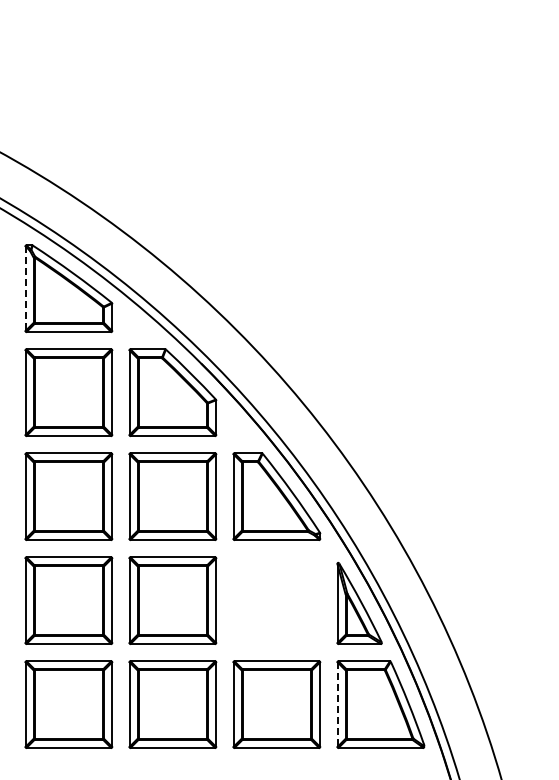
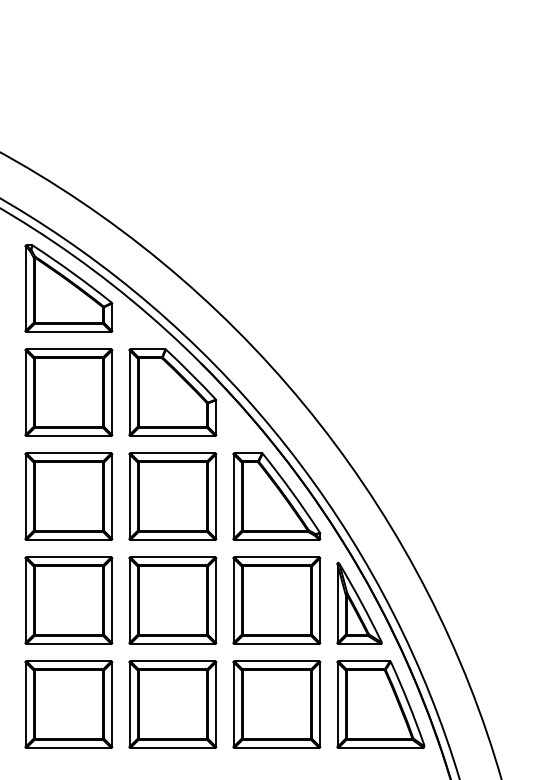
line: dashed -> solid (25, 289)
part: none -> present (276, 600)
line: dashed -> solid (337, 705)
